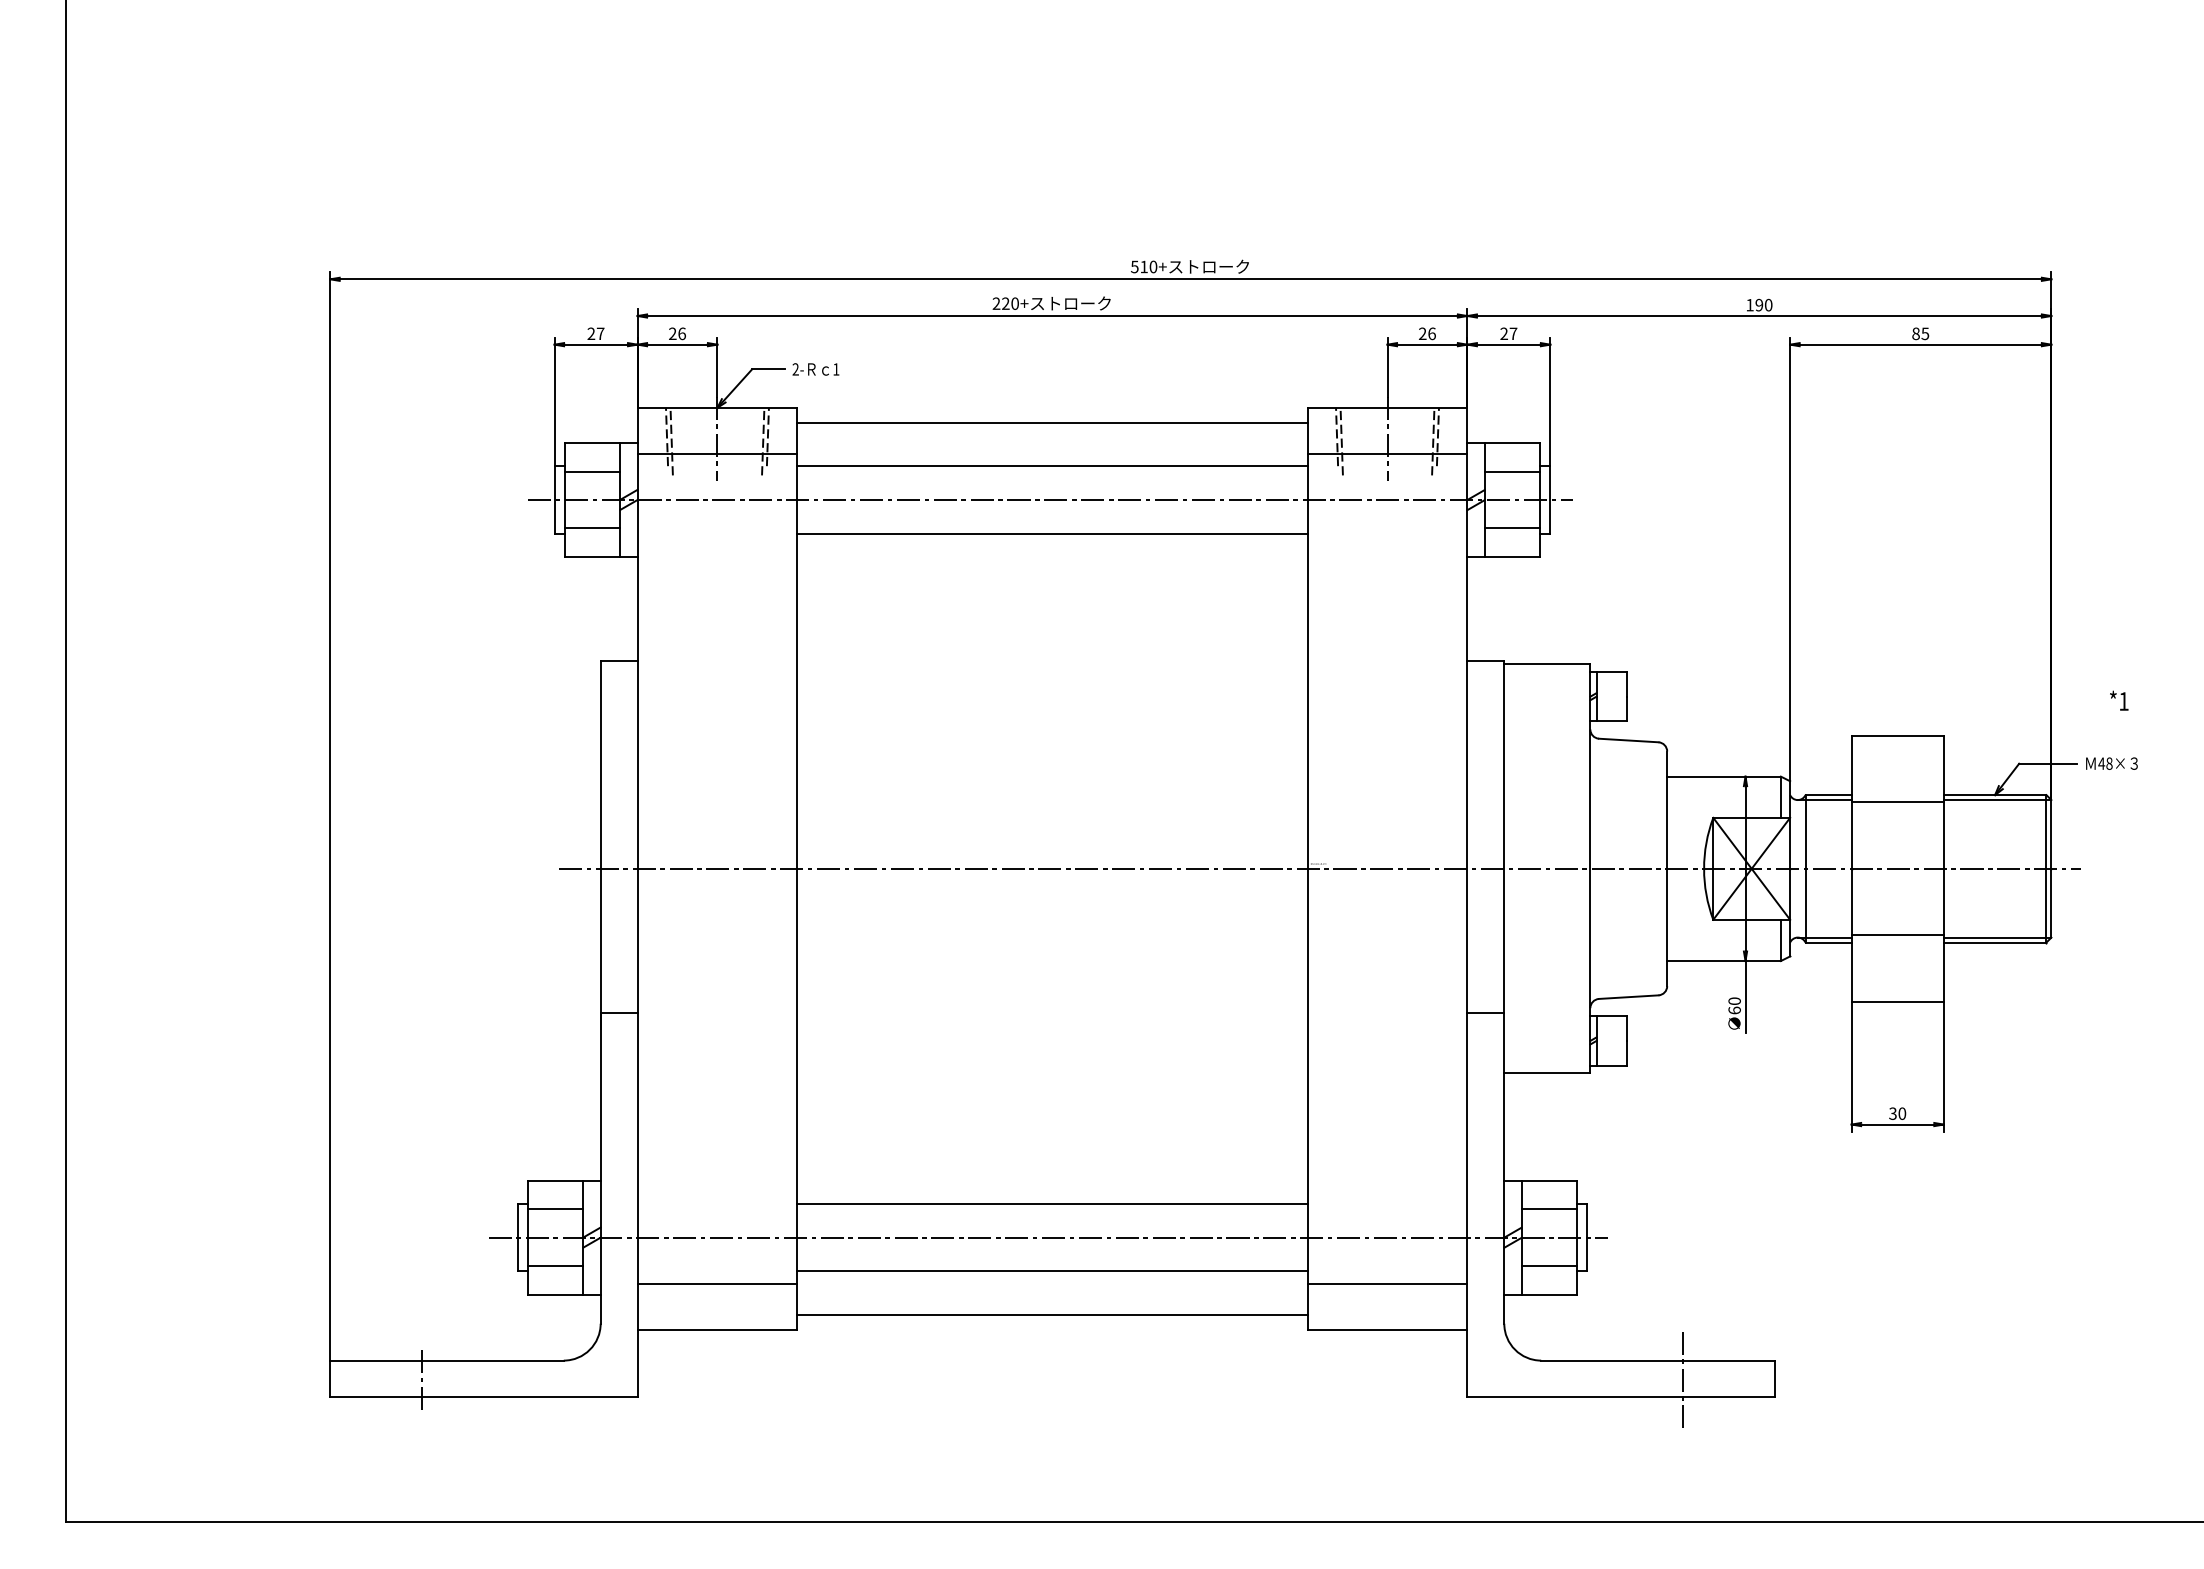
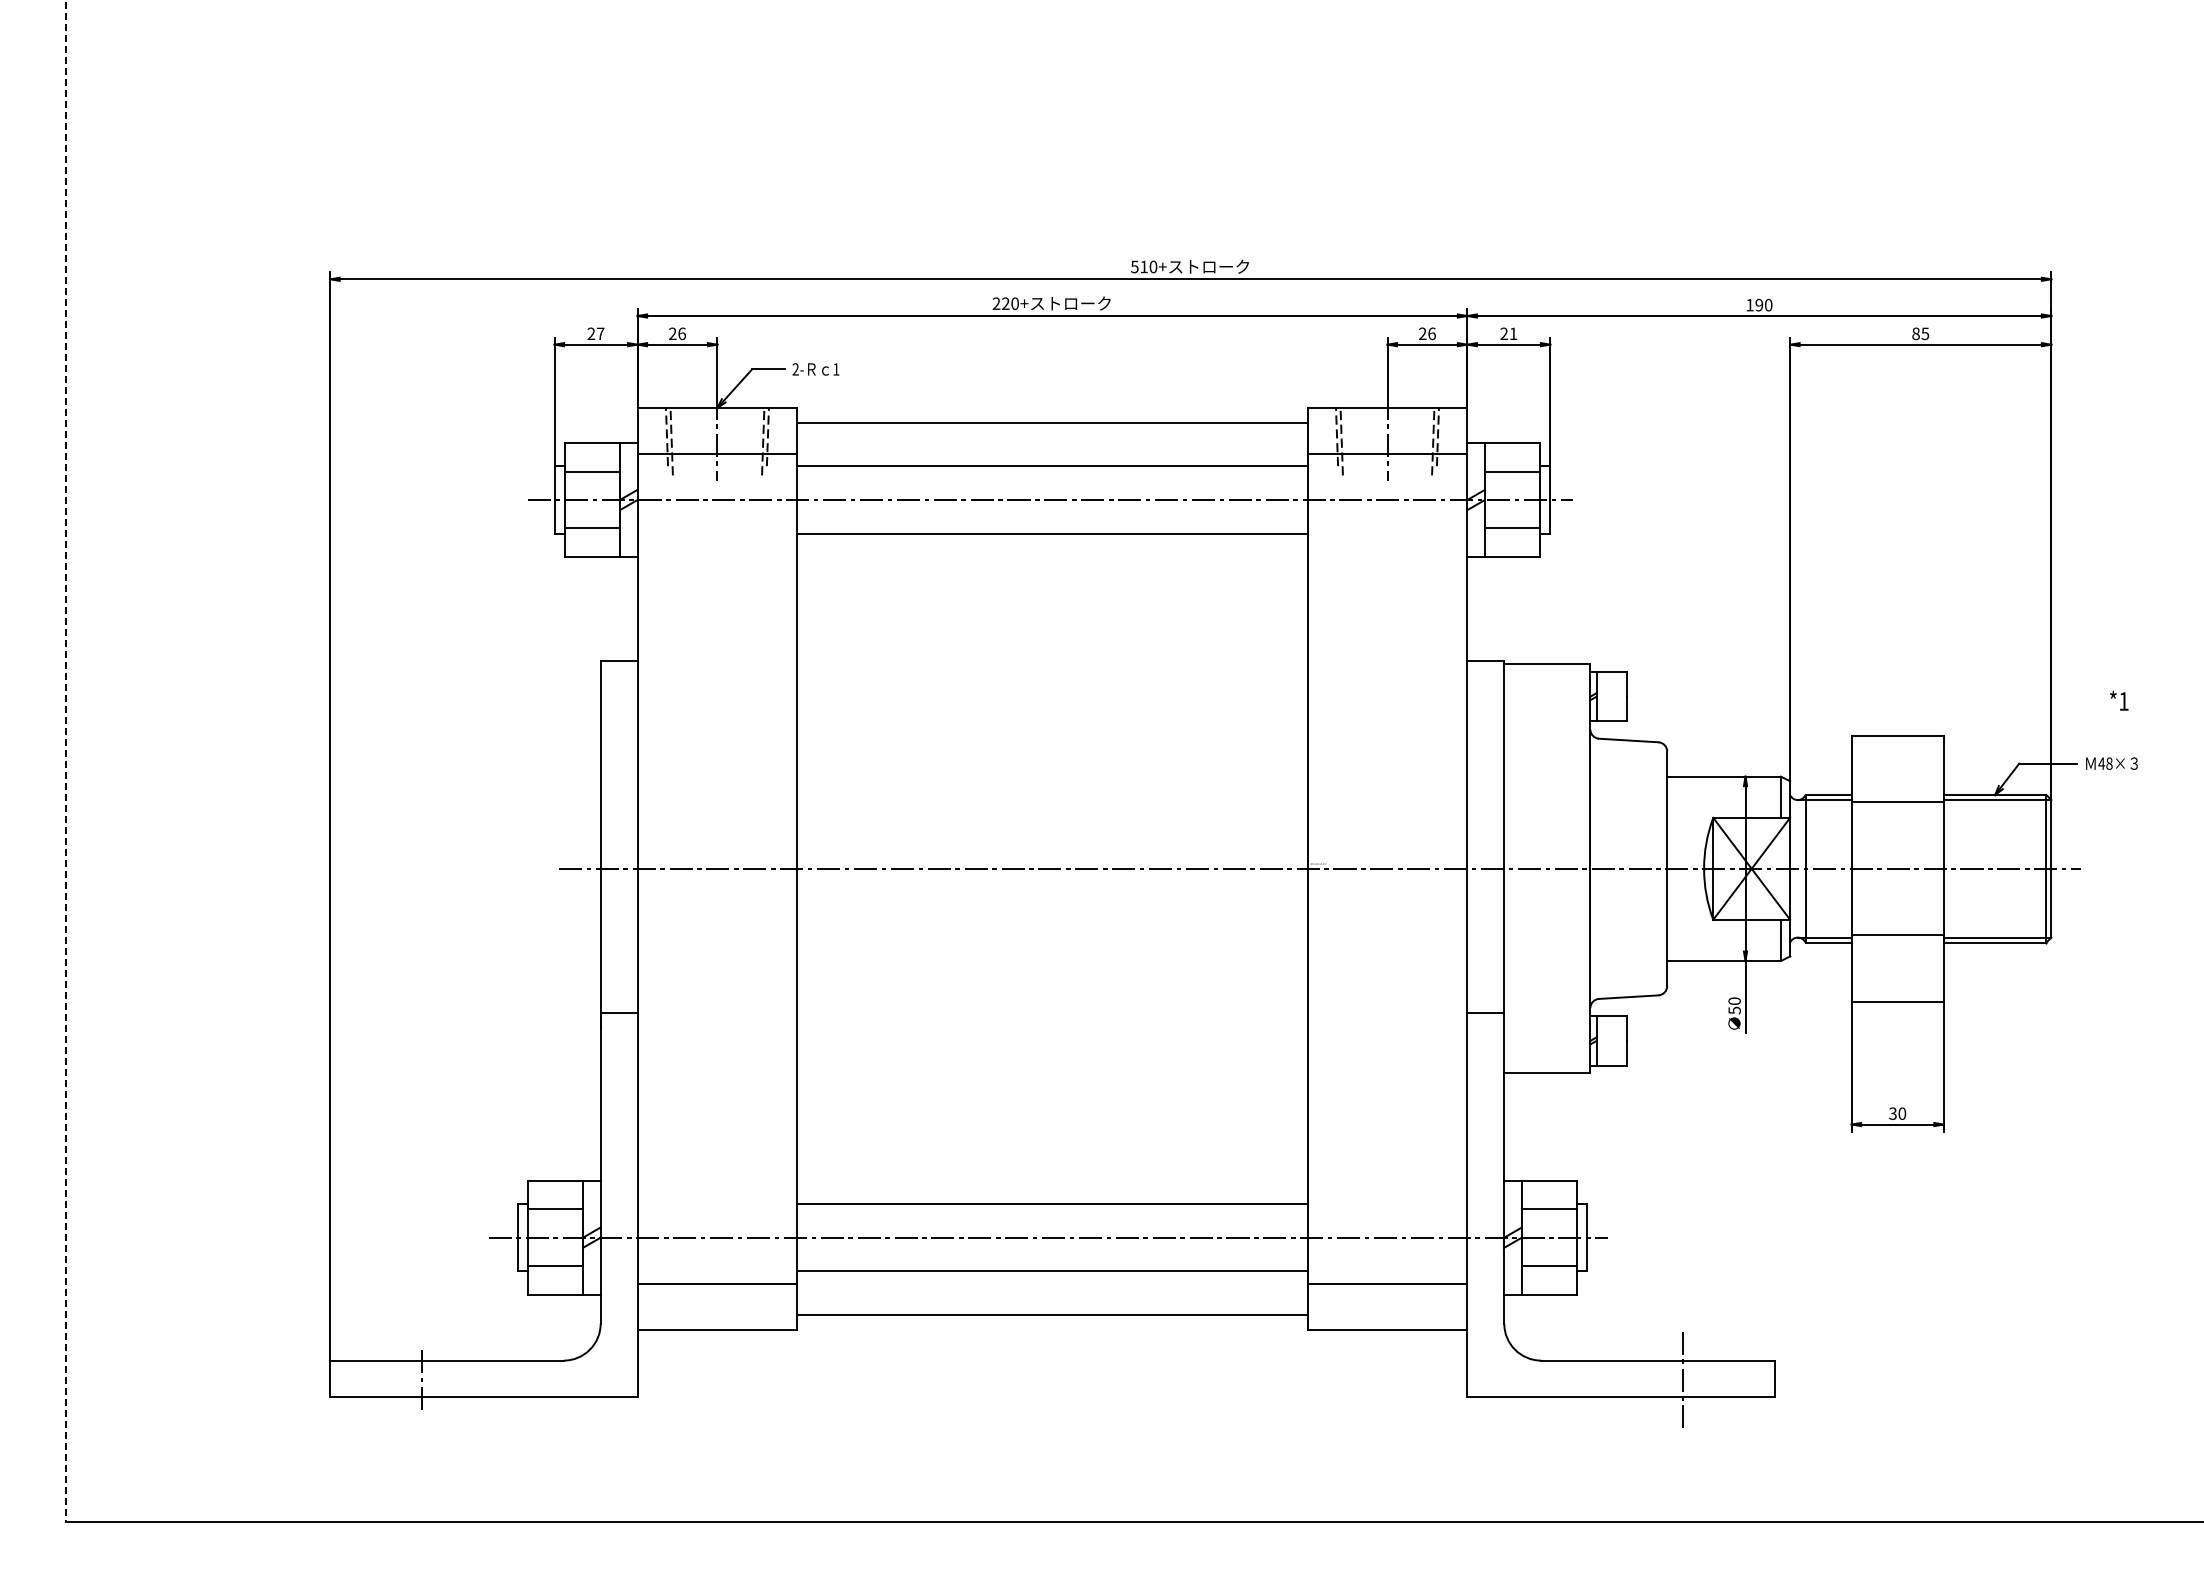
text: 27 -> 21 (1513, 333)
line: solid -> dashed (66, 761)
text: 60 -> 50 (1734, 1010)
